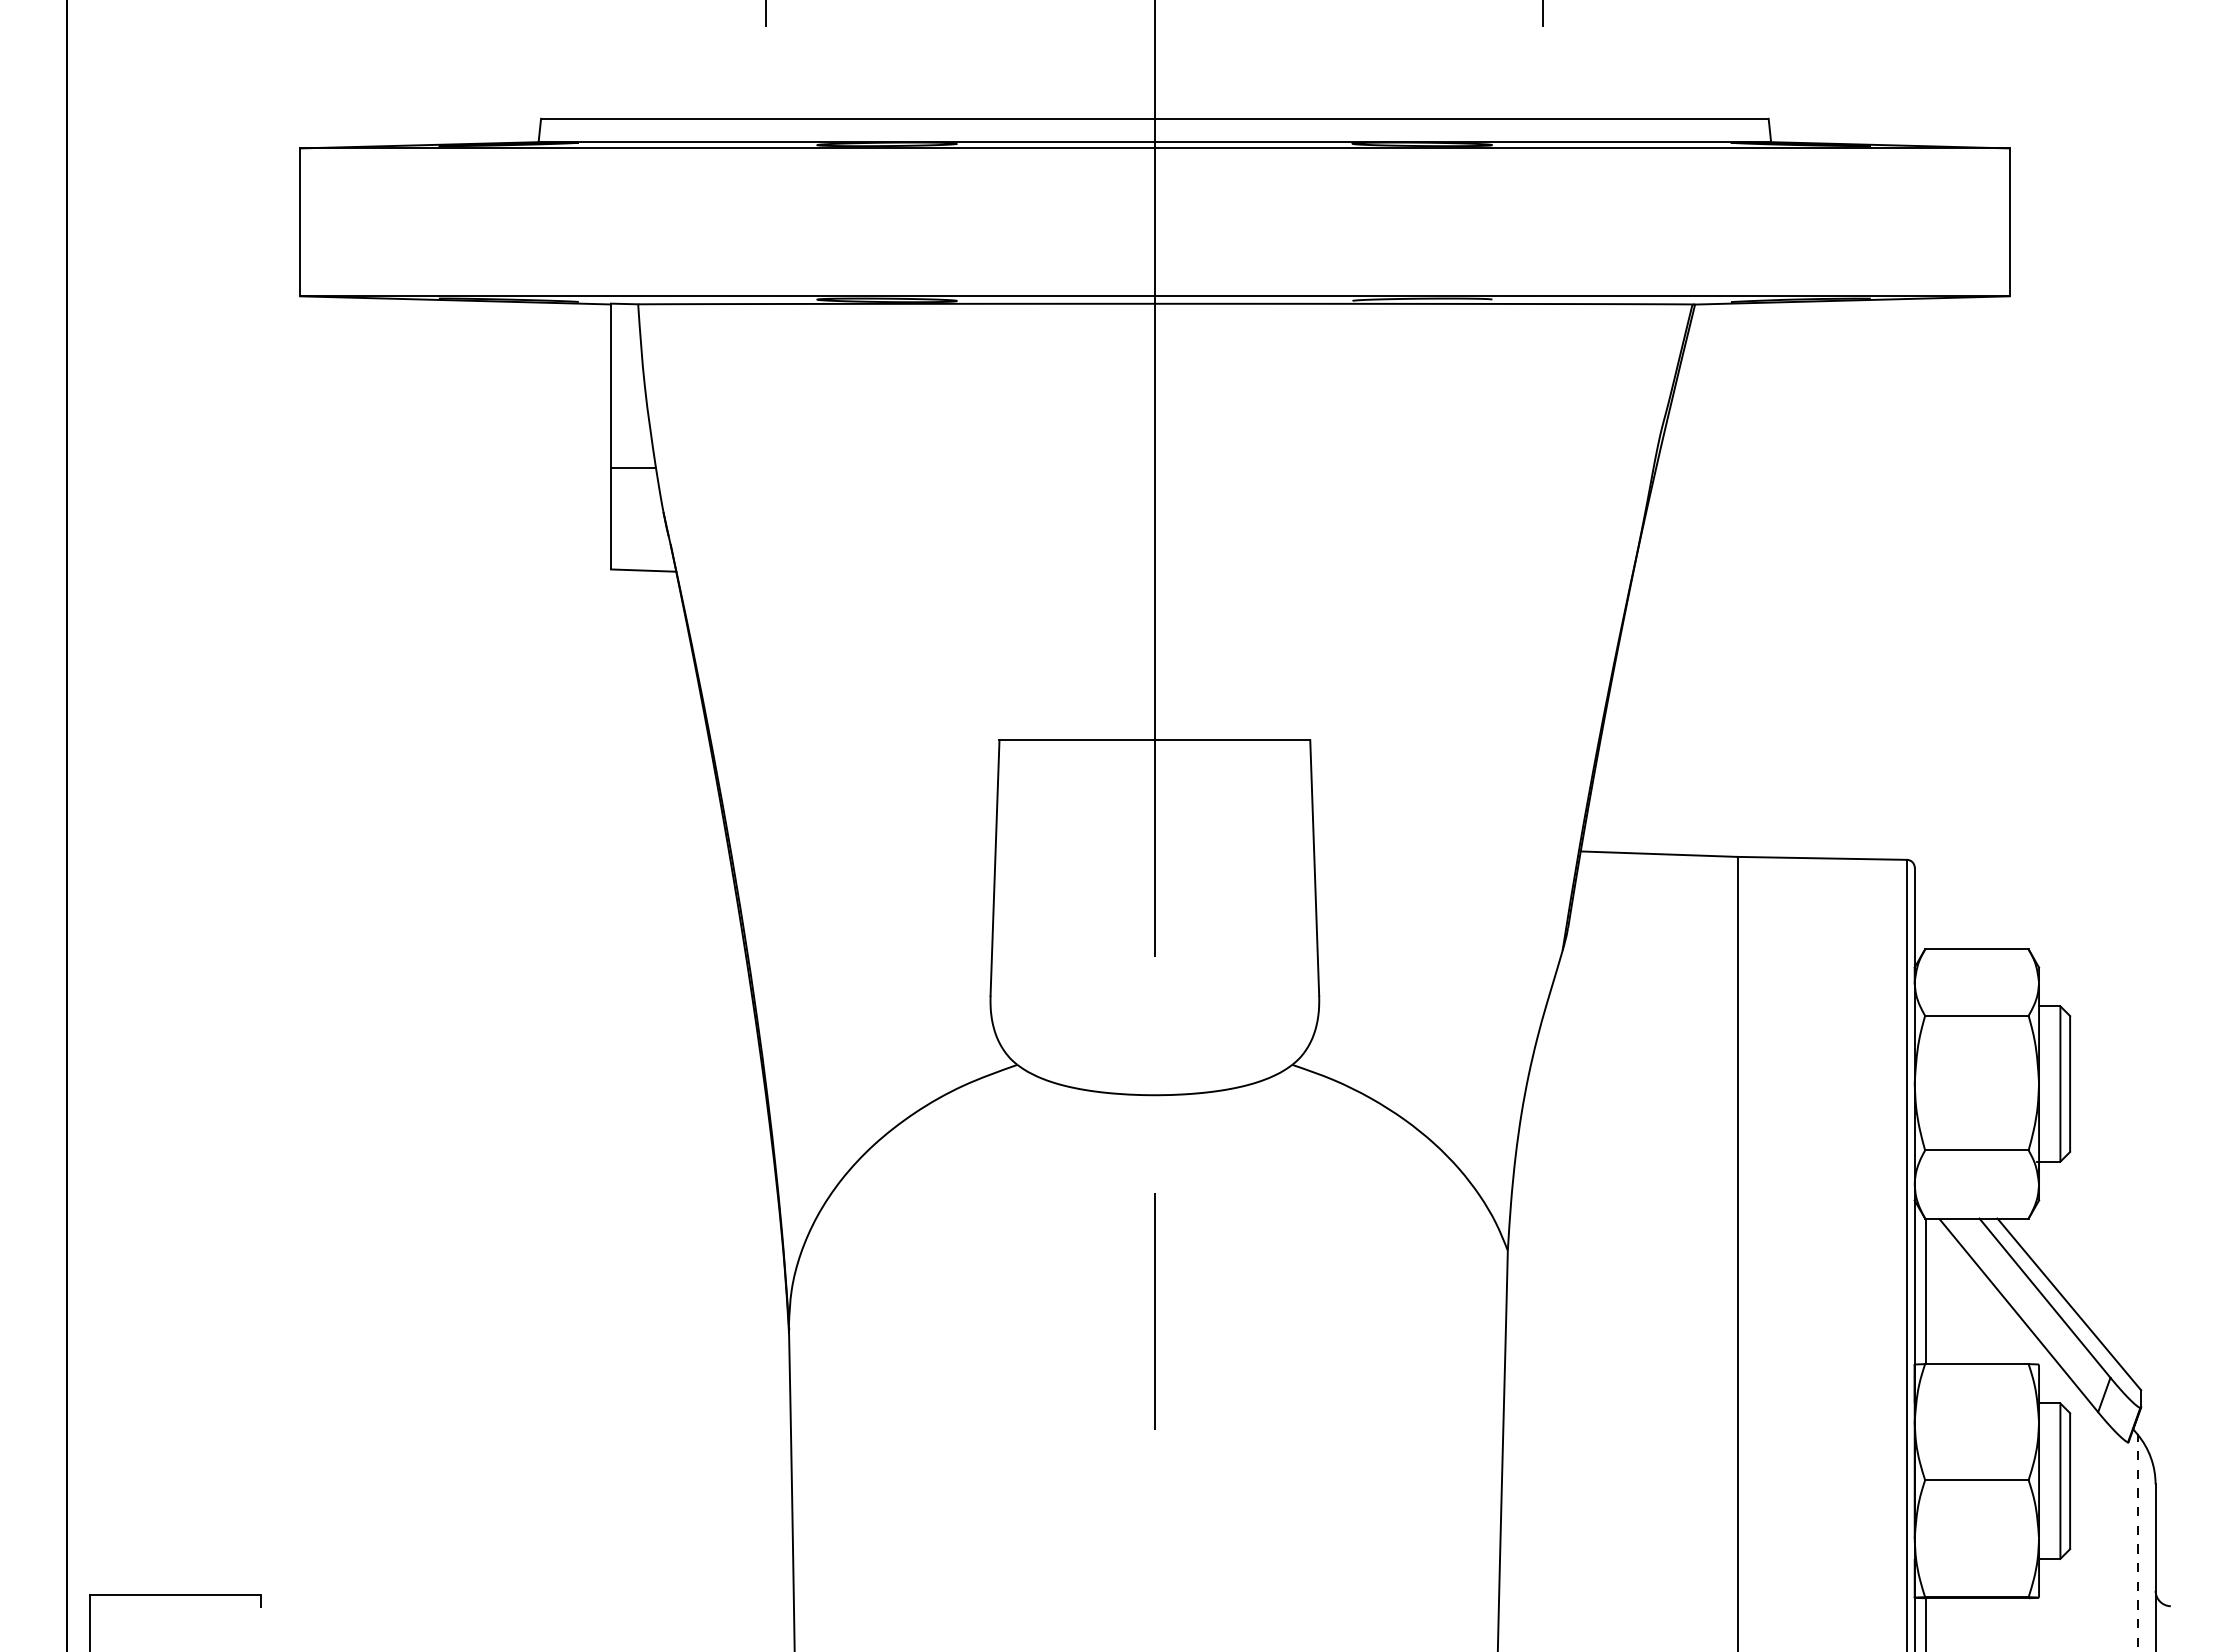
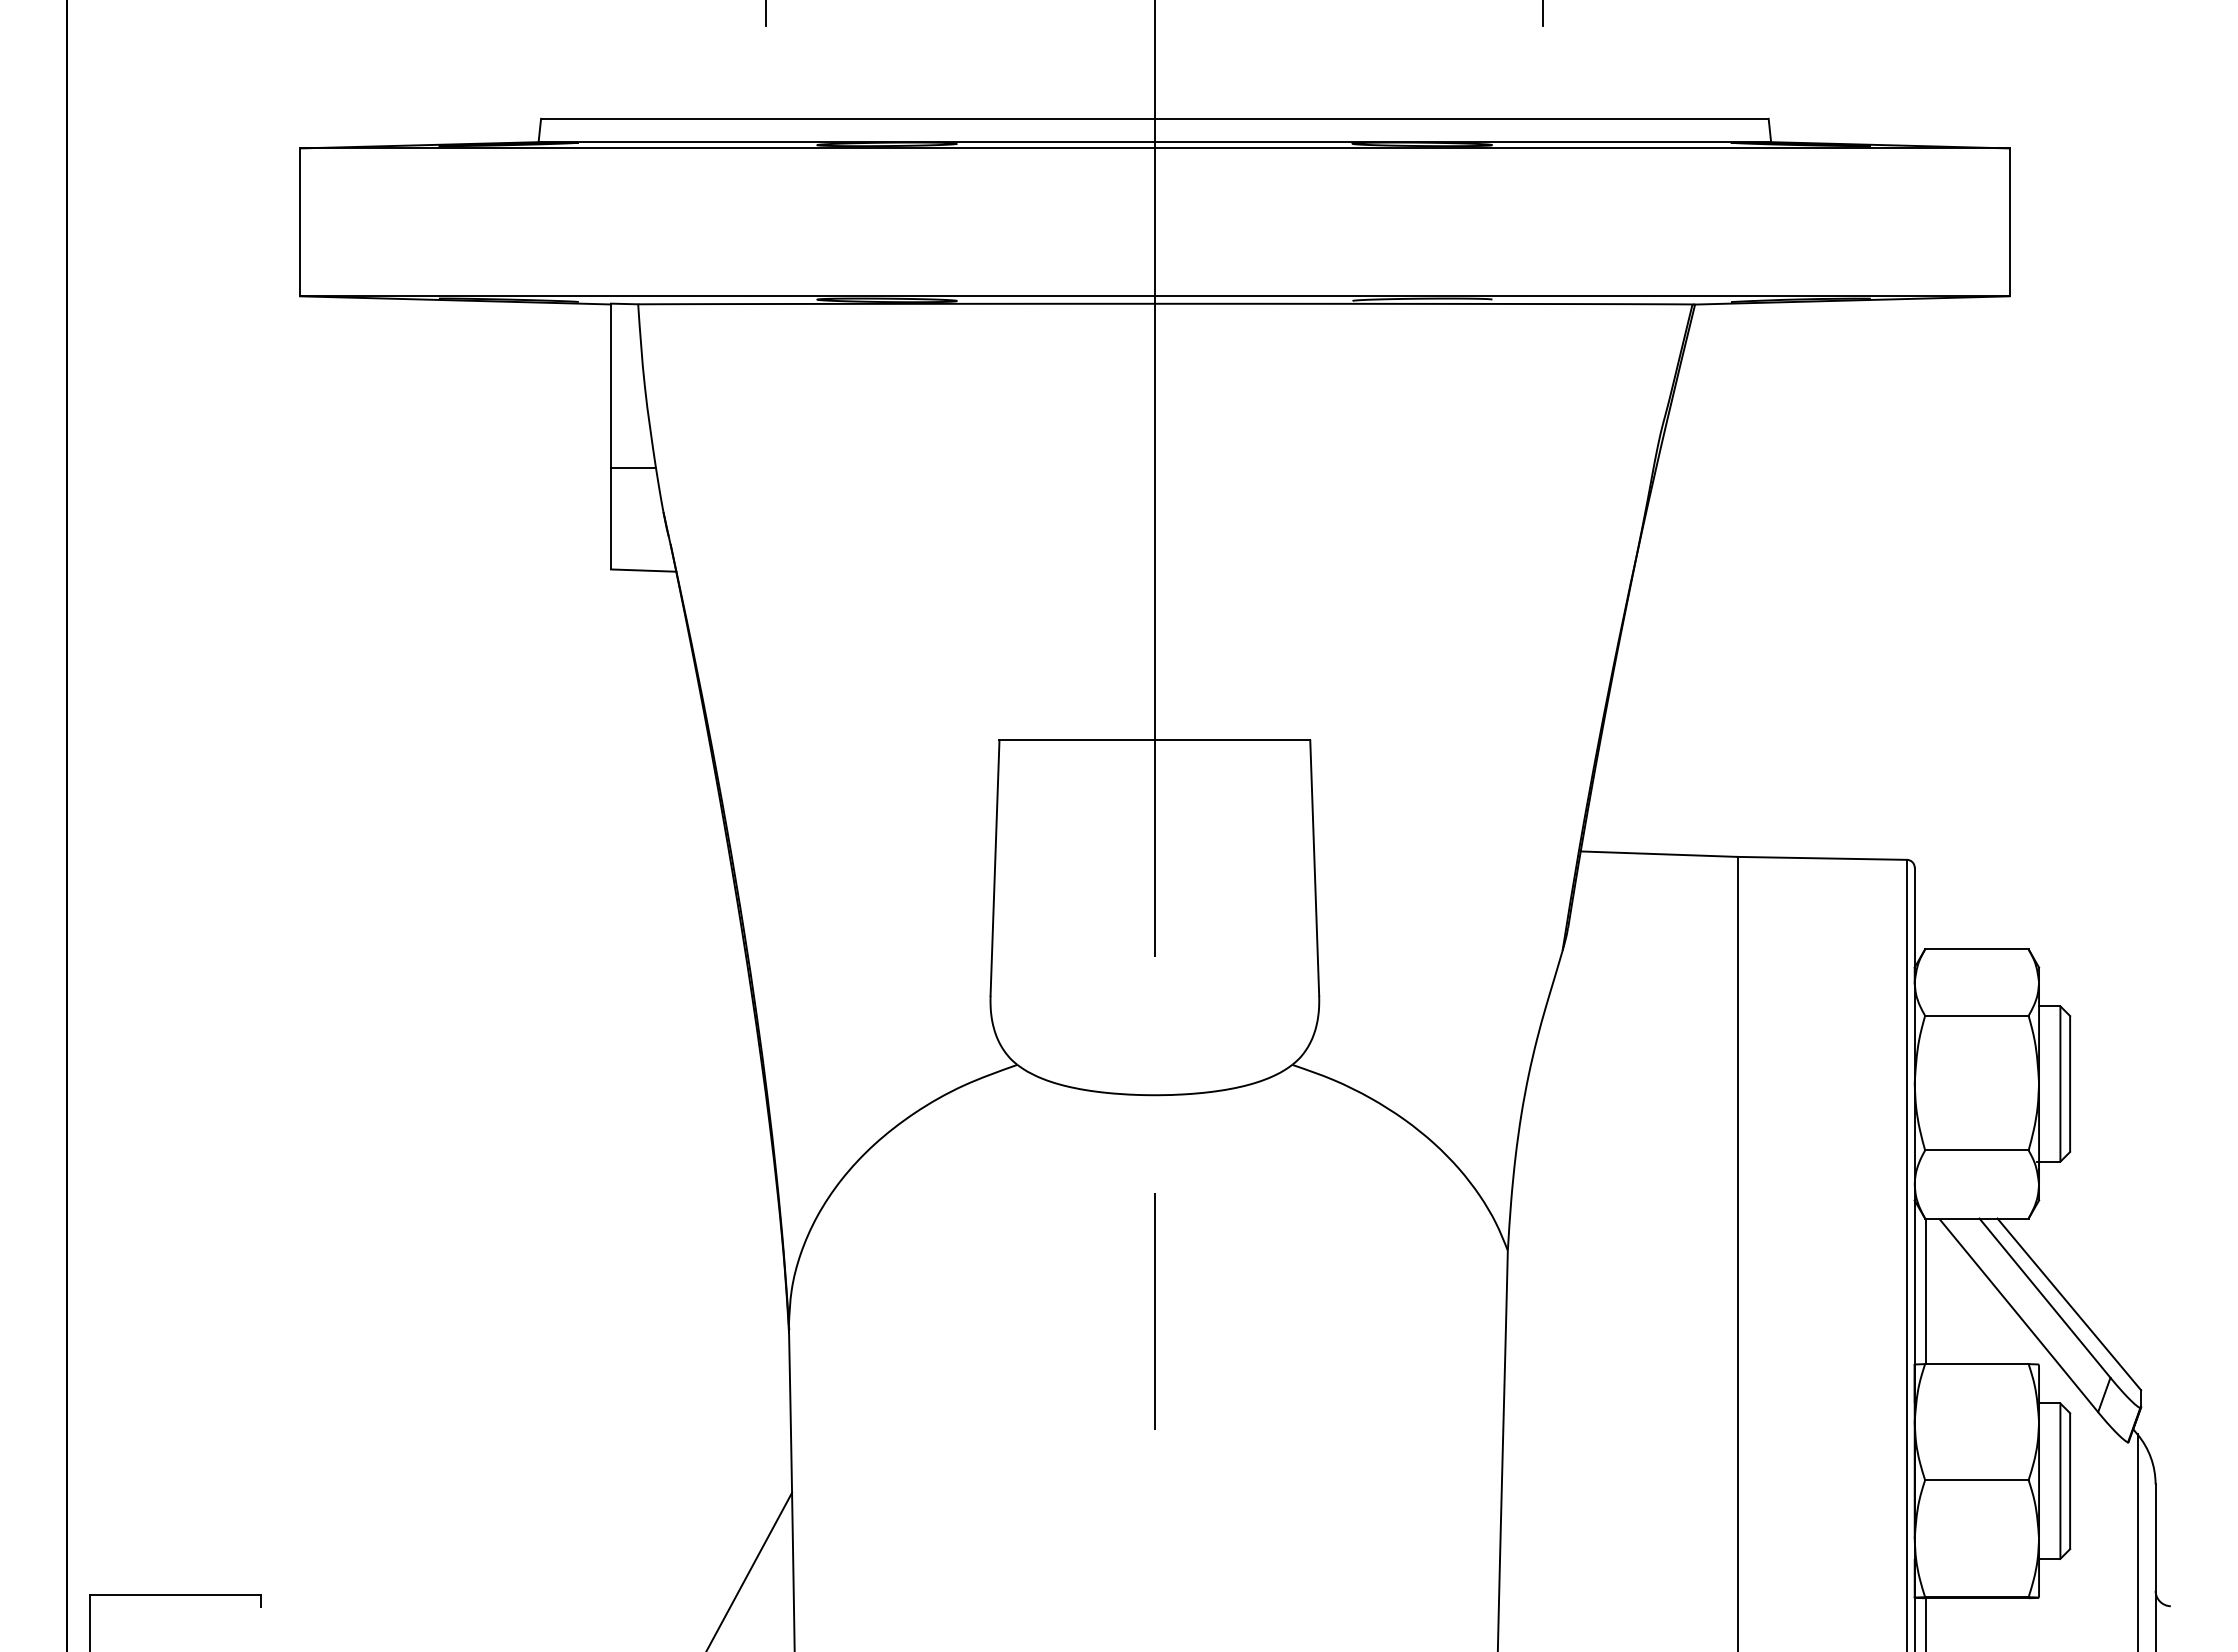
line: dashed -> solid (2137, 1542)
line: none -> present (749, 1570)
